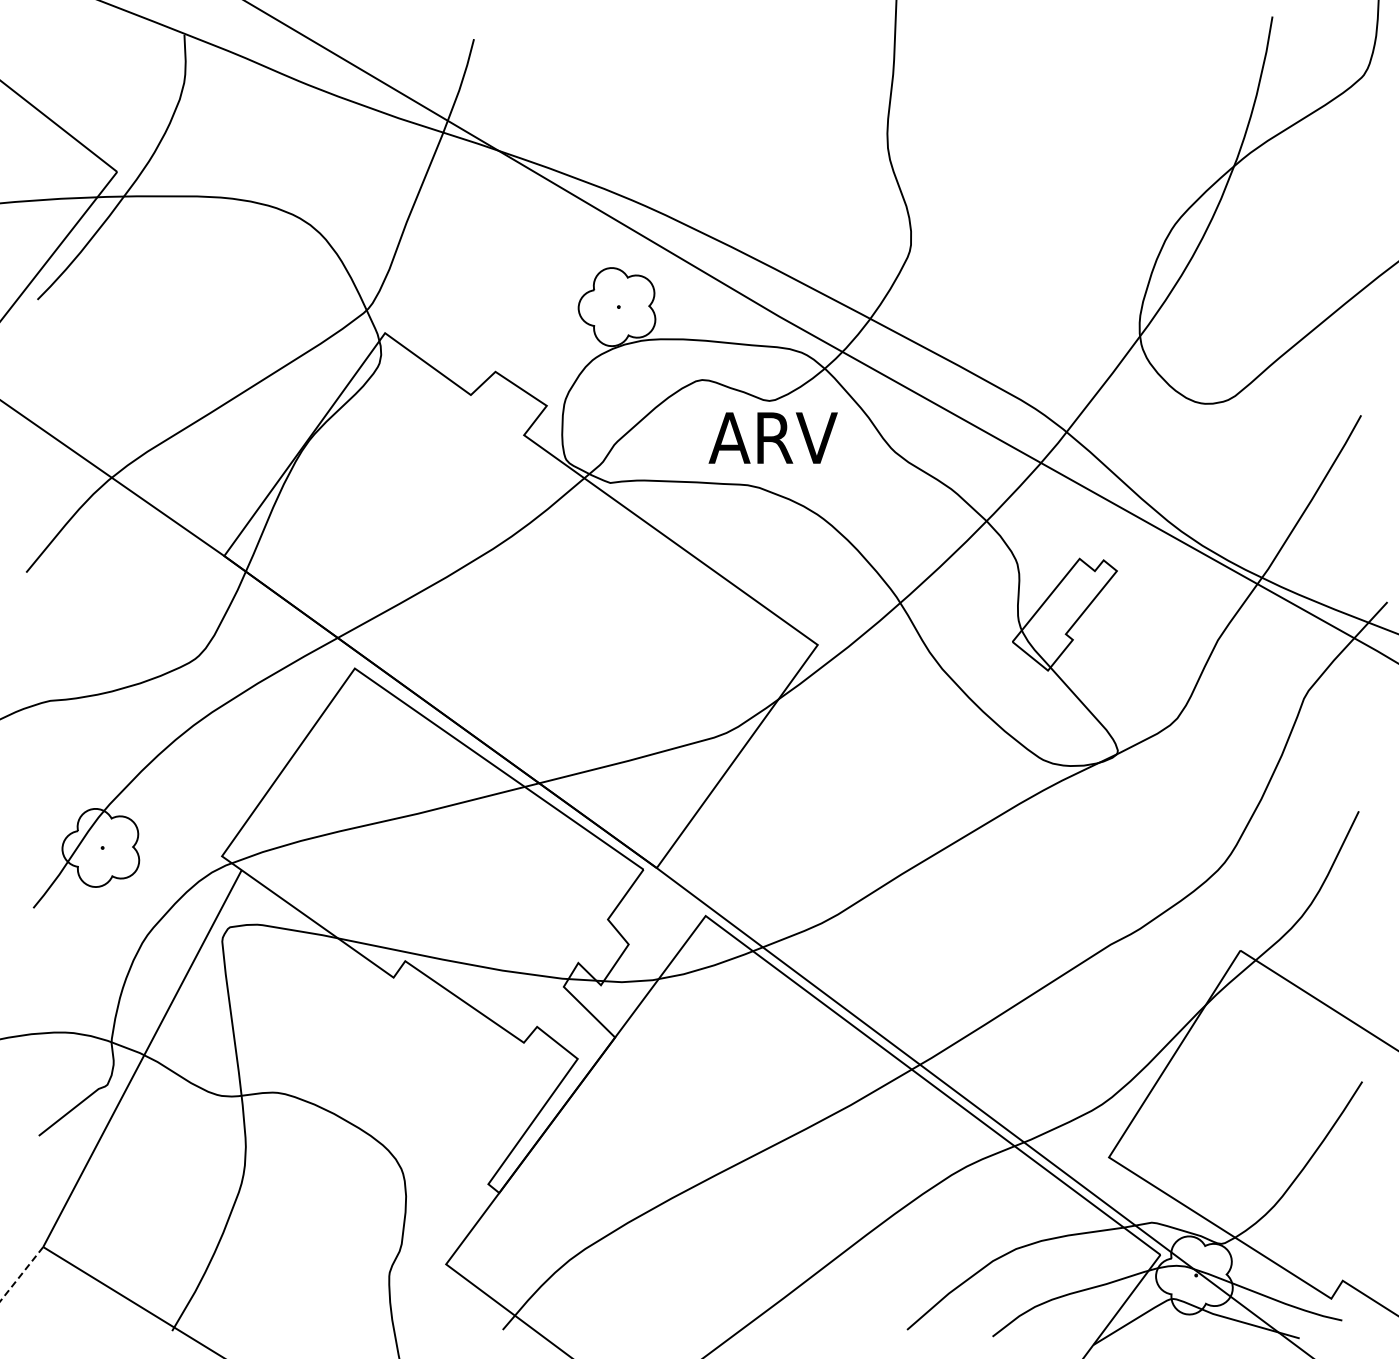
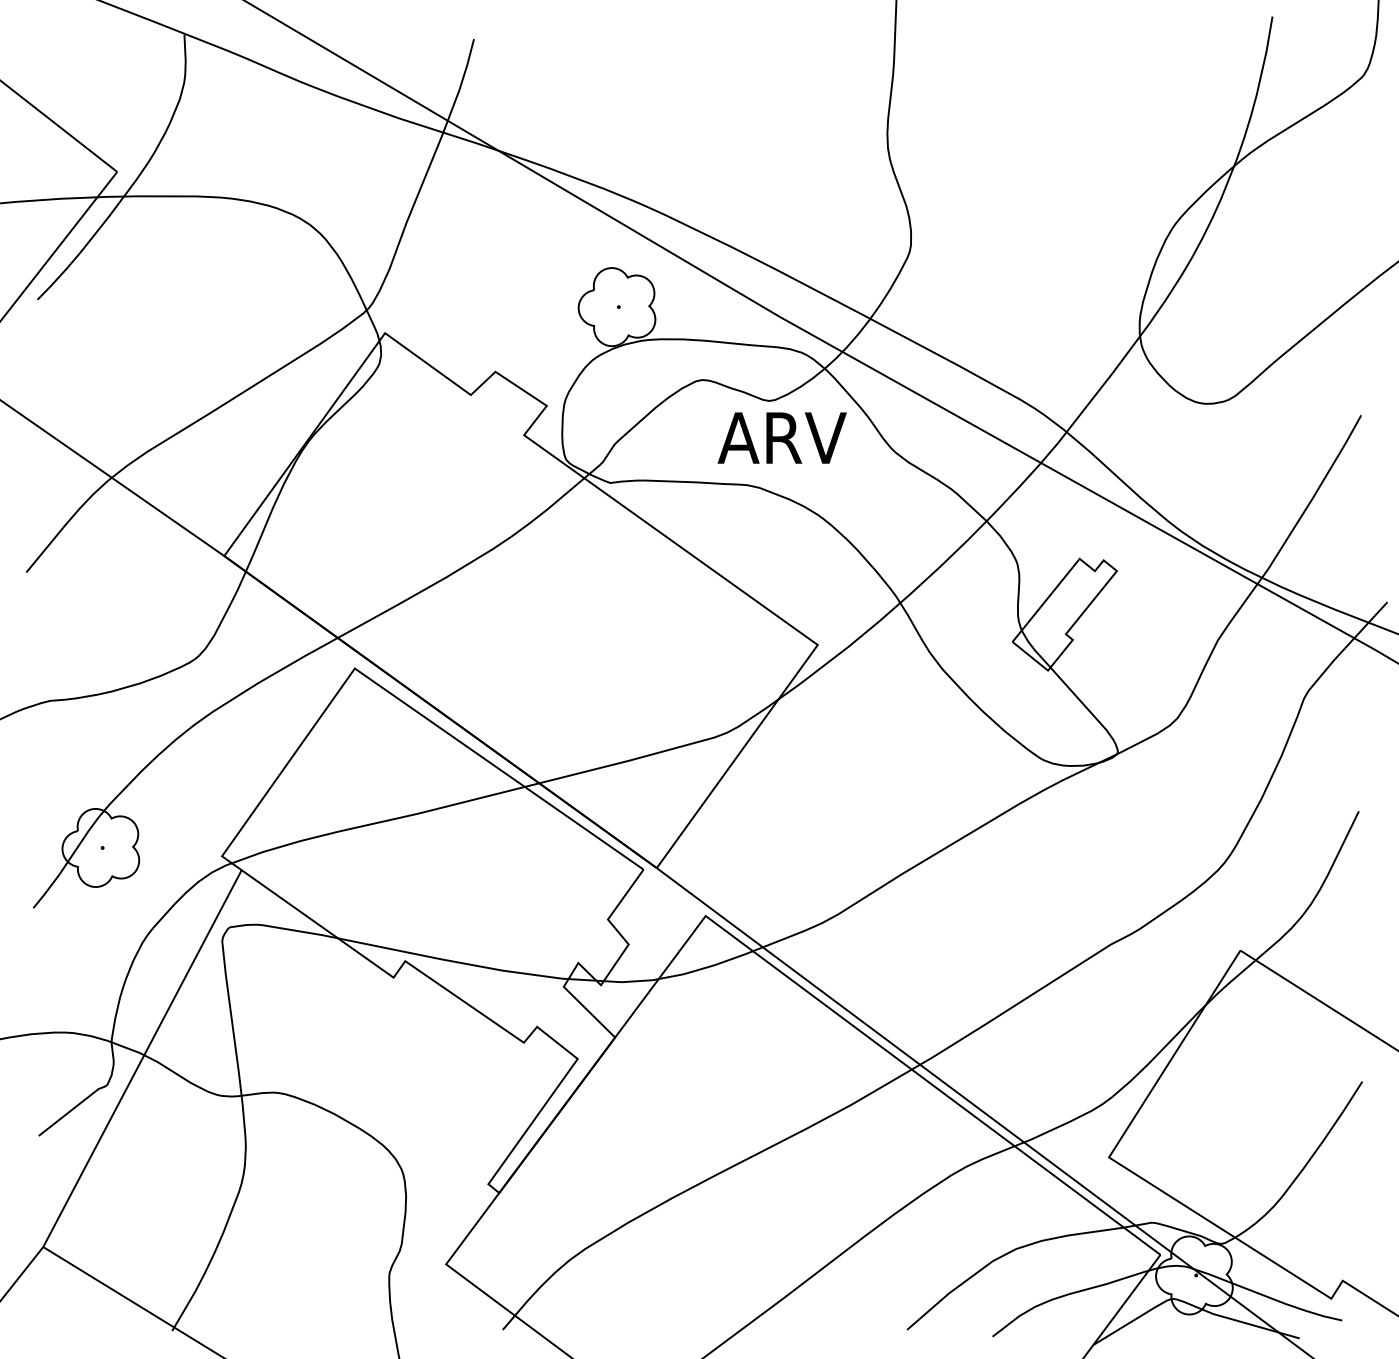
text position: (772, 437) -> (781, 437) (781, 437)
line: dashed -> solid (21, 1274)
